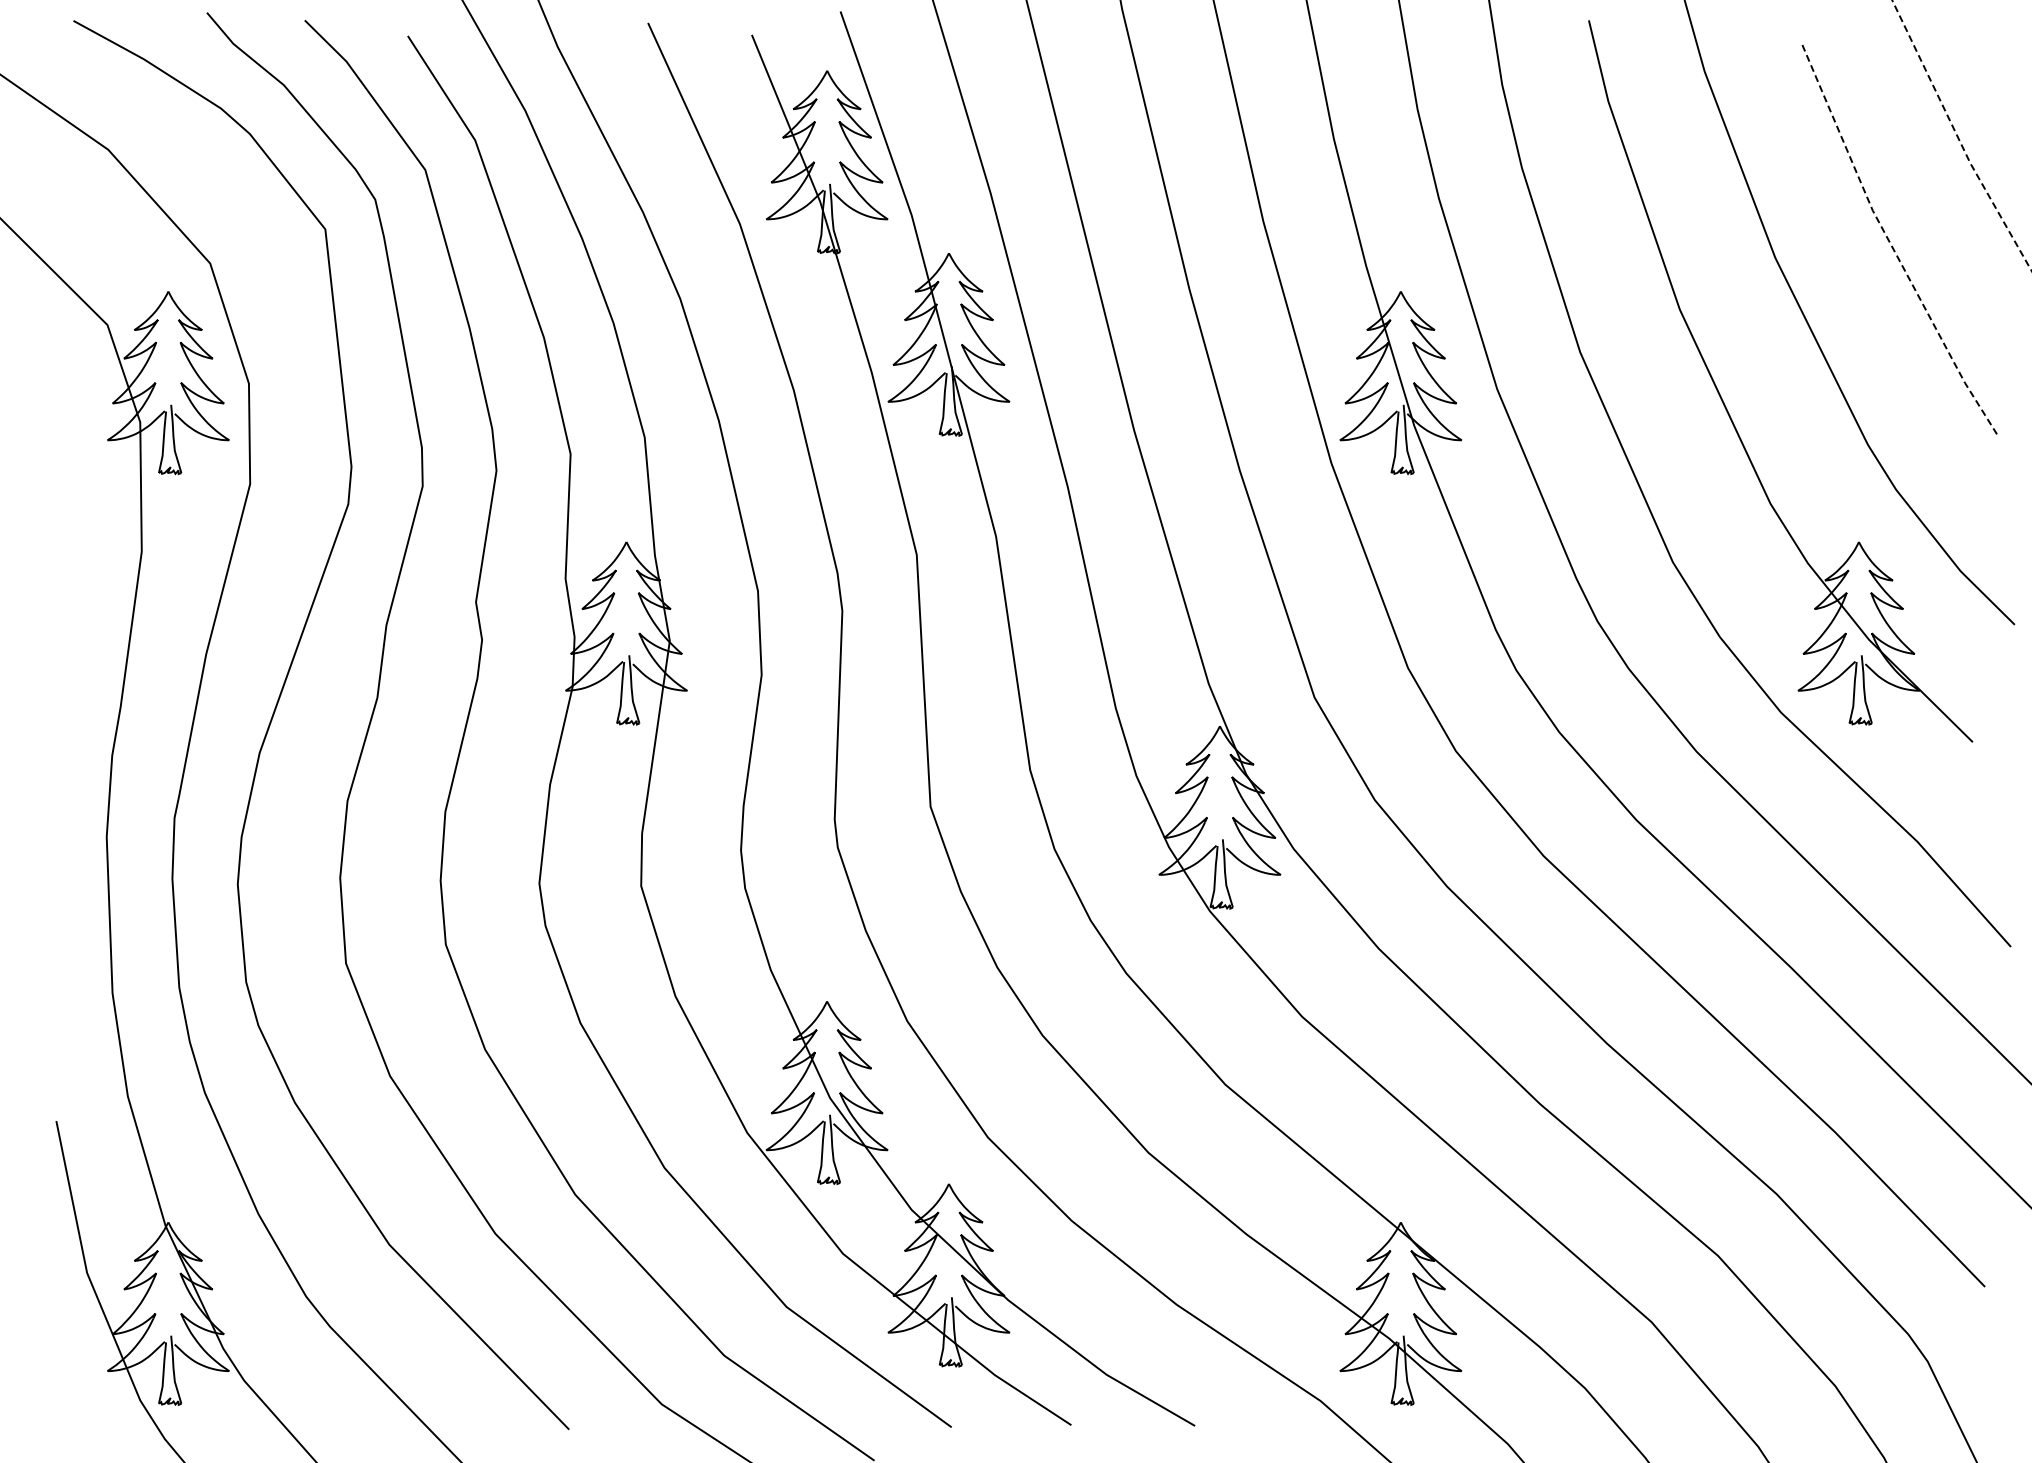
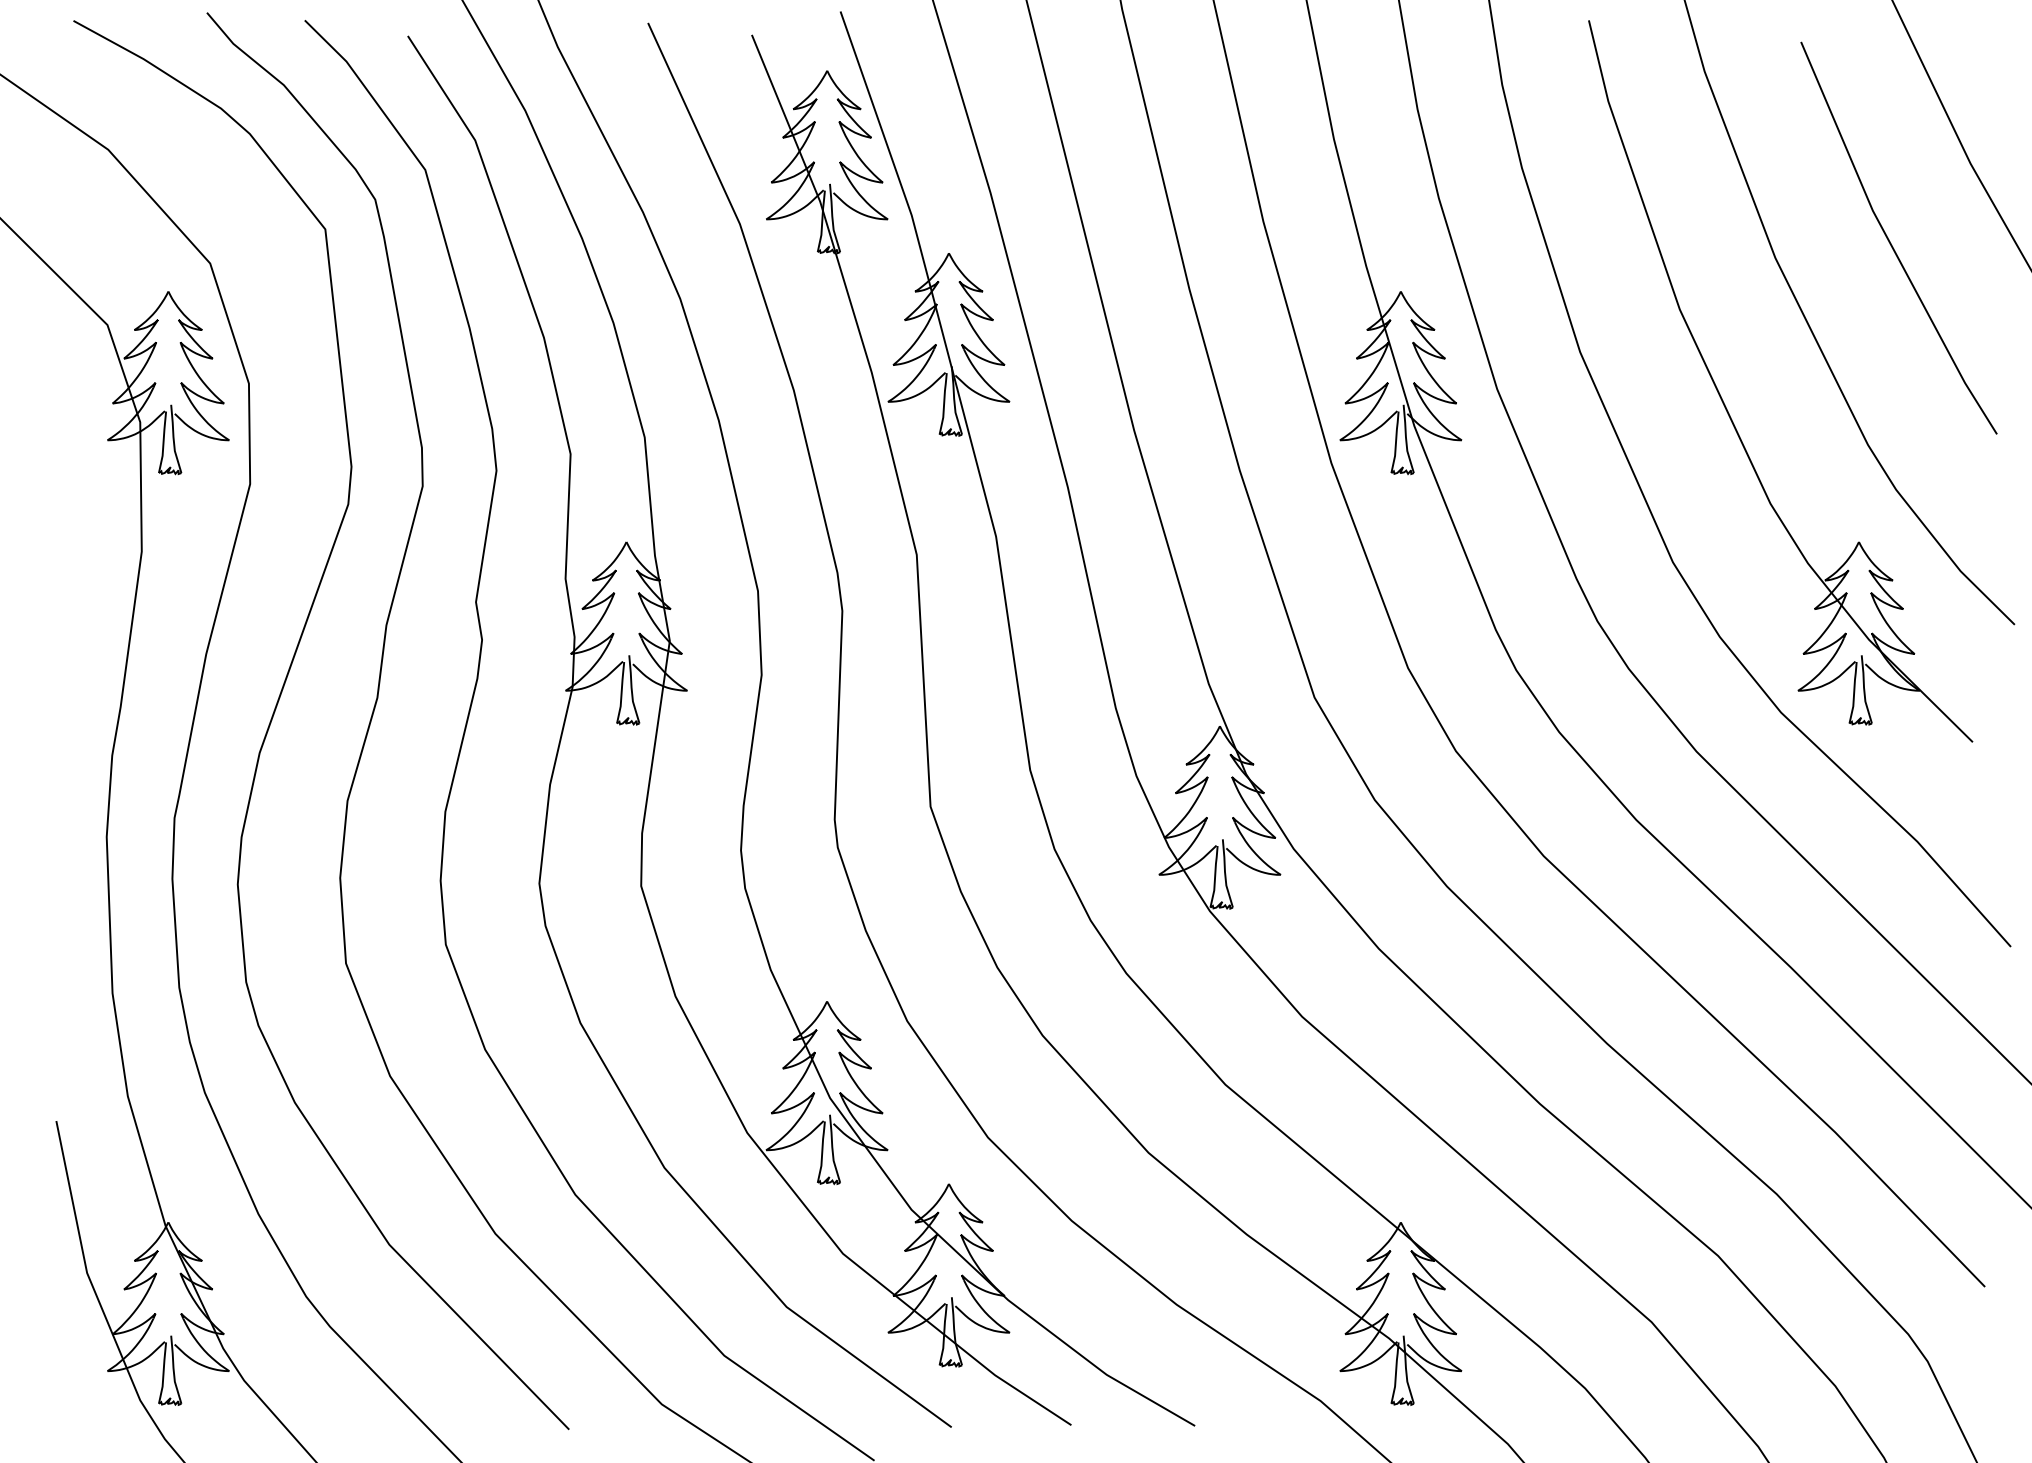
line: dashed -> solid (1958, 137)
line: dashed -> solid (1889, 242)
